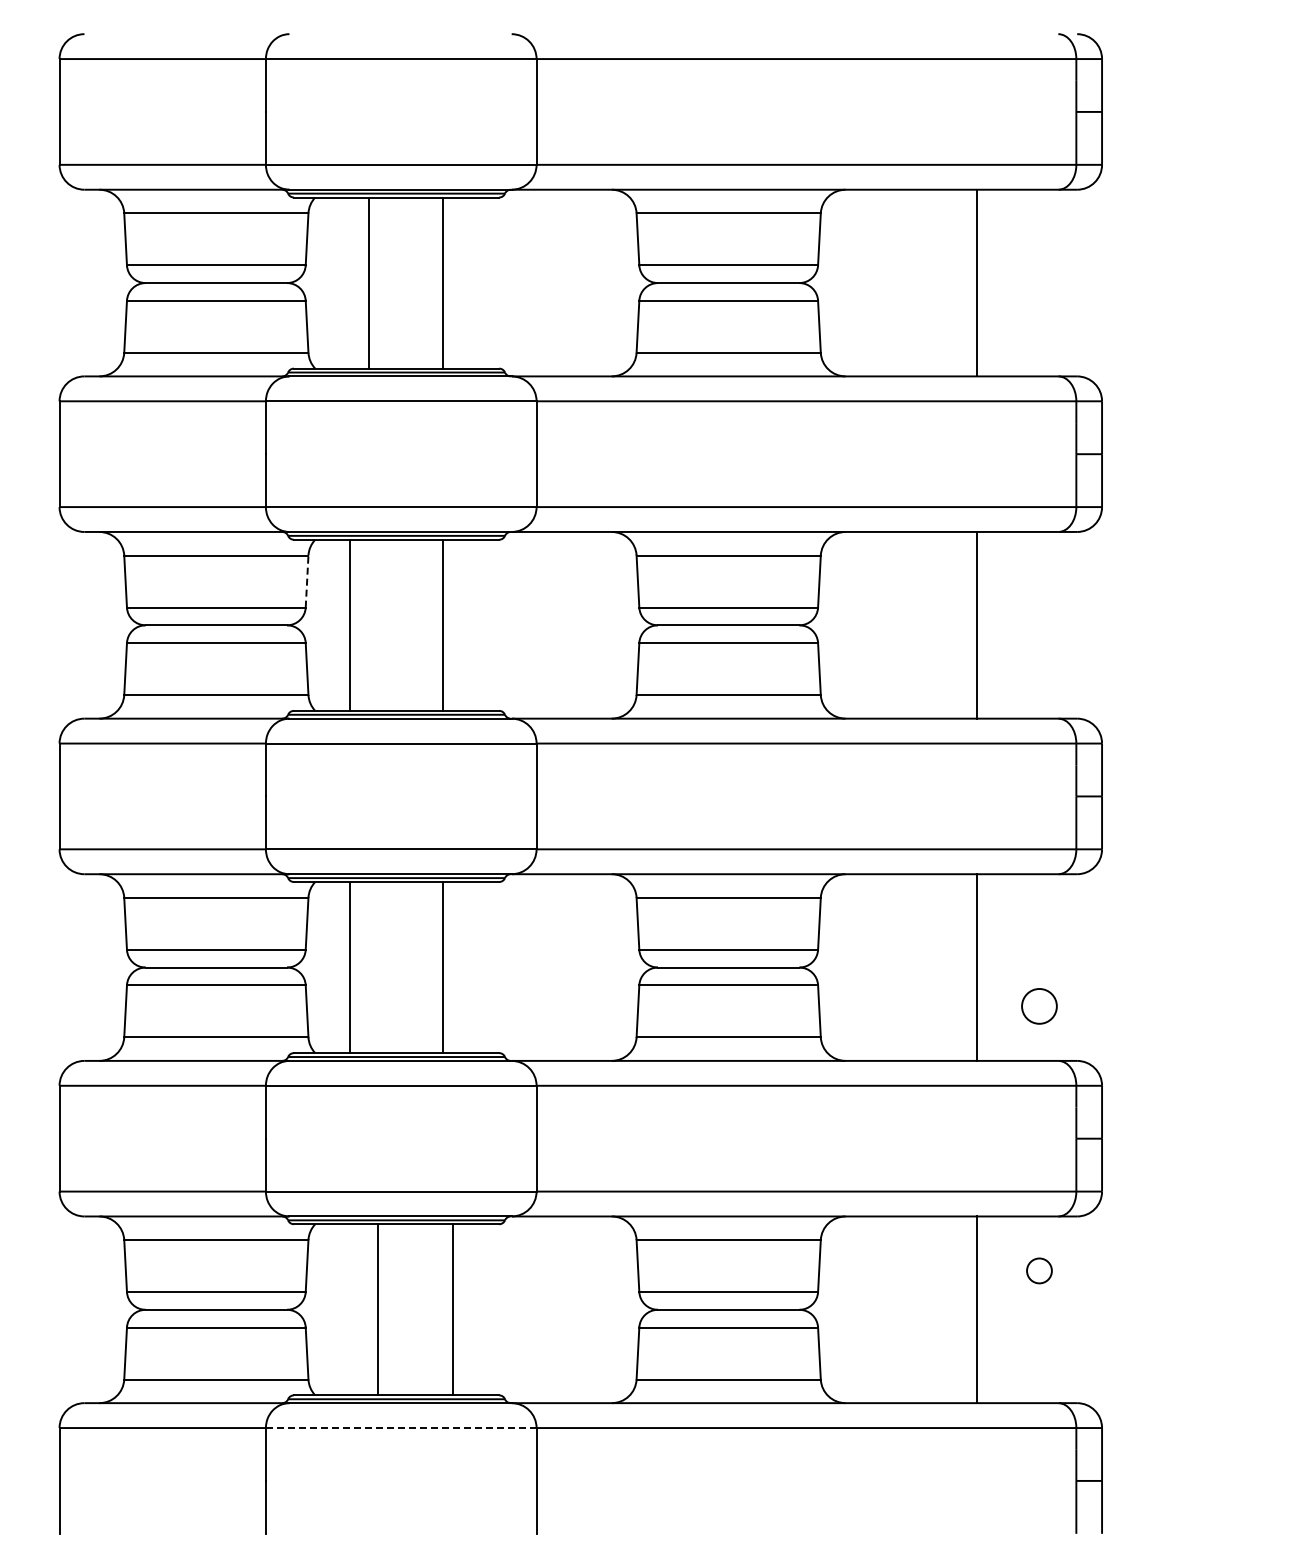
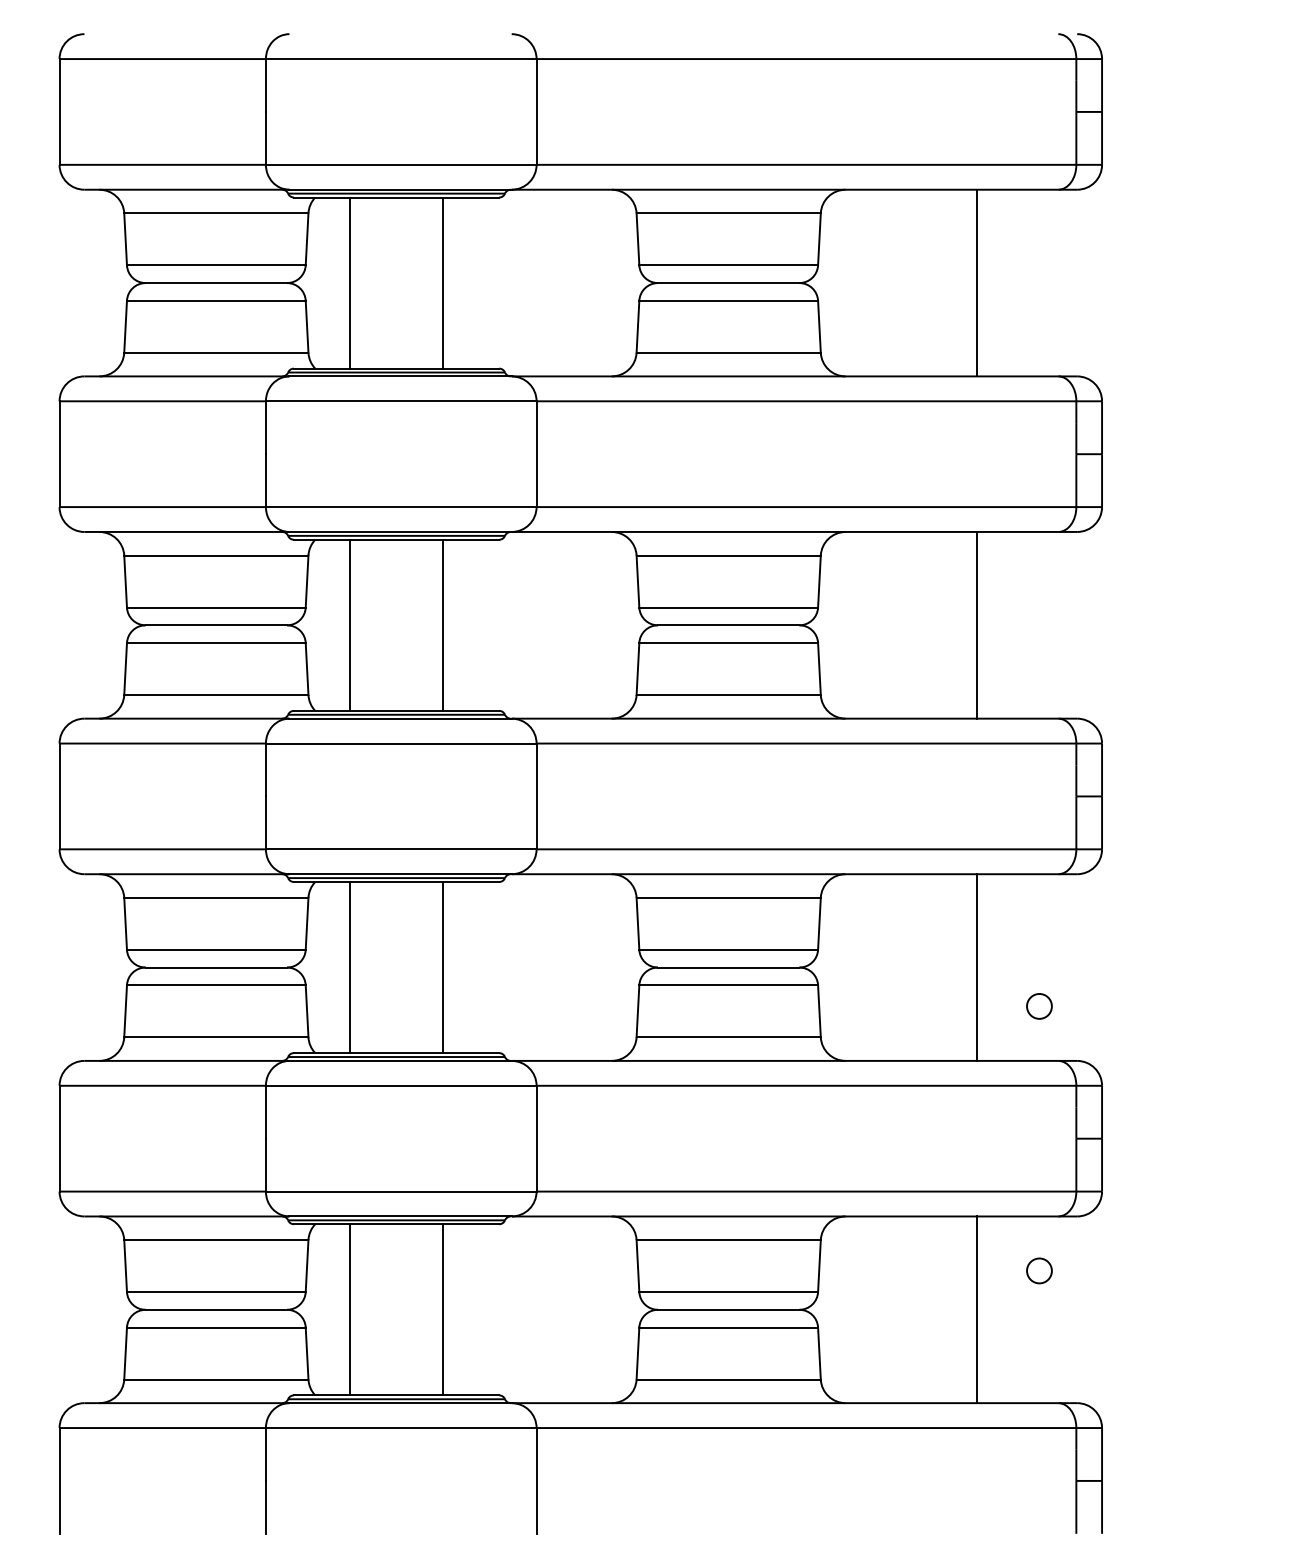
line position: (368, 282) -> (349, 282) (349, 282)
line: dashed -> solid (307, 581)
circle size: 37x37 px -> 27x27 px (1039, 1006)
line position: (377, 1309) -> (349, 1309) (349, 1309)
line position: (453, 1309) -> (443, 1309) (443, 1309)
line: dashed -> solid (400, 1428)
